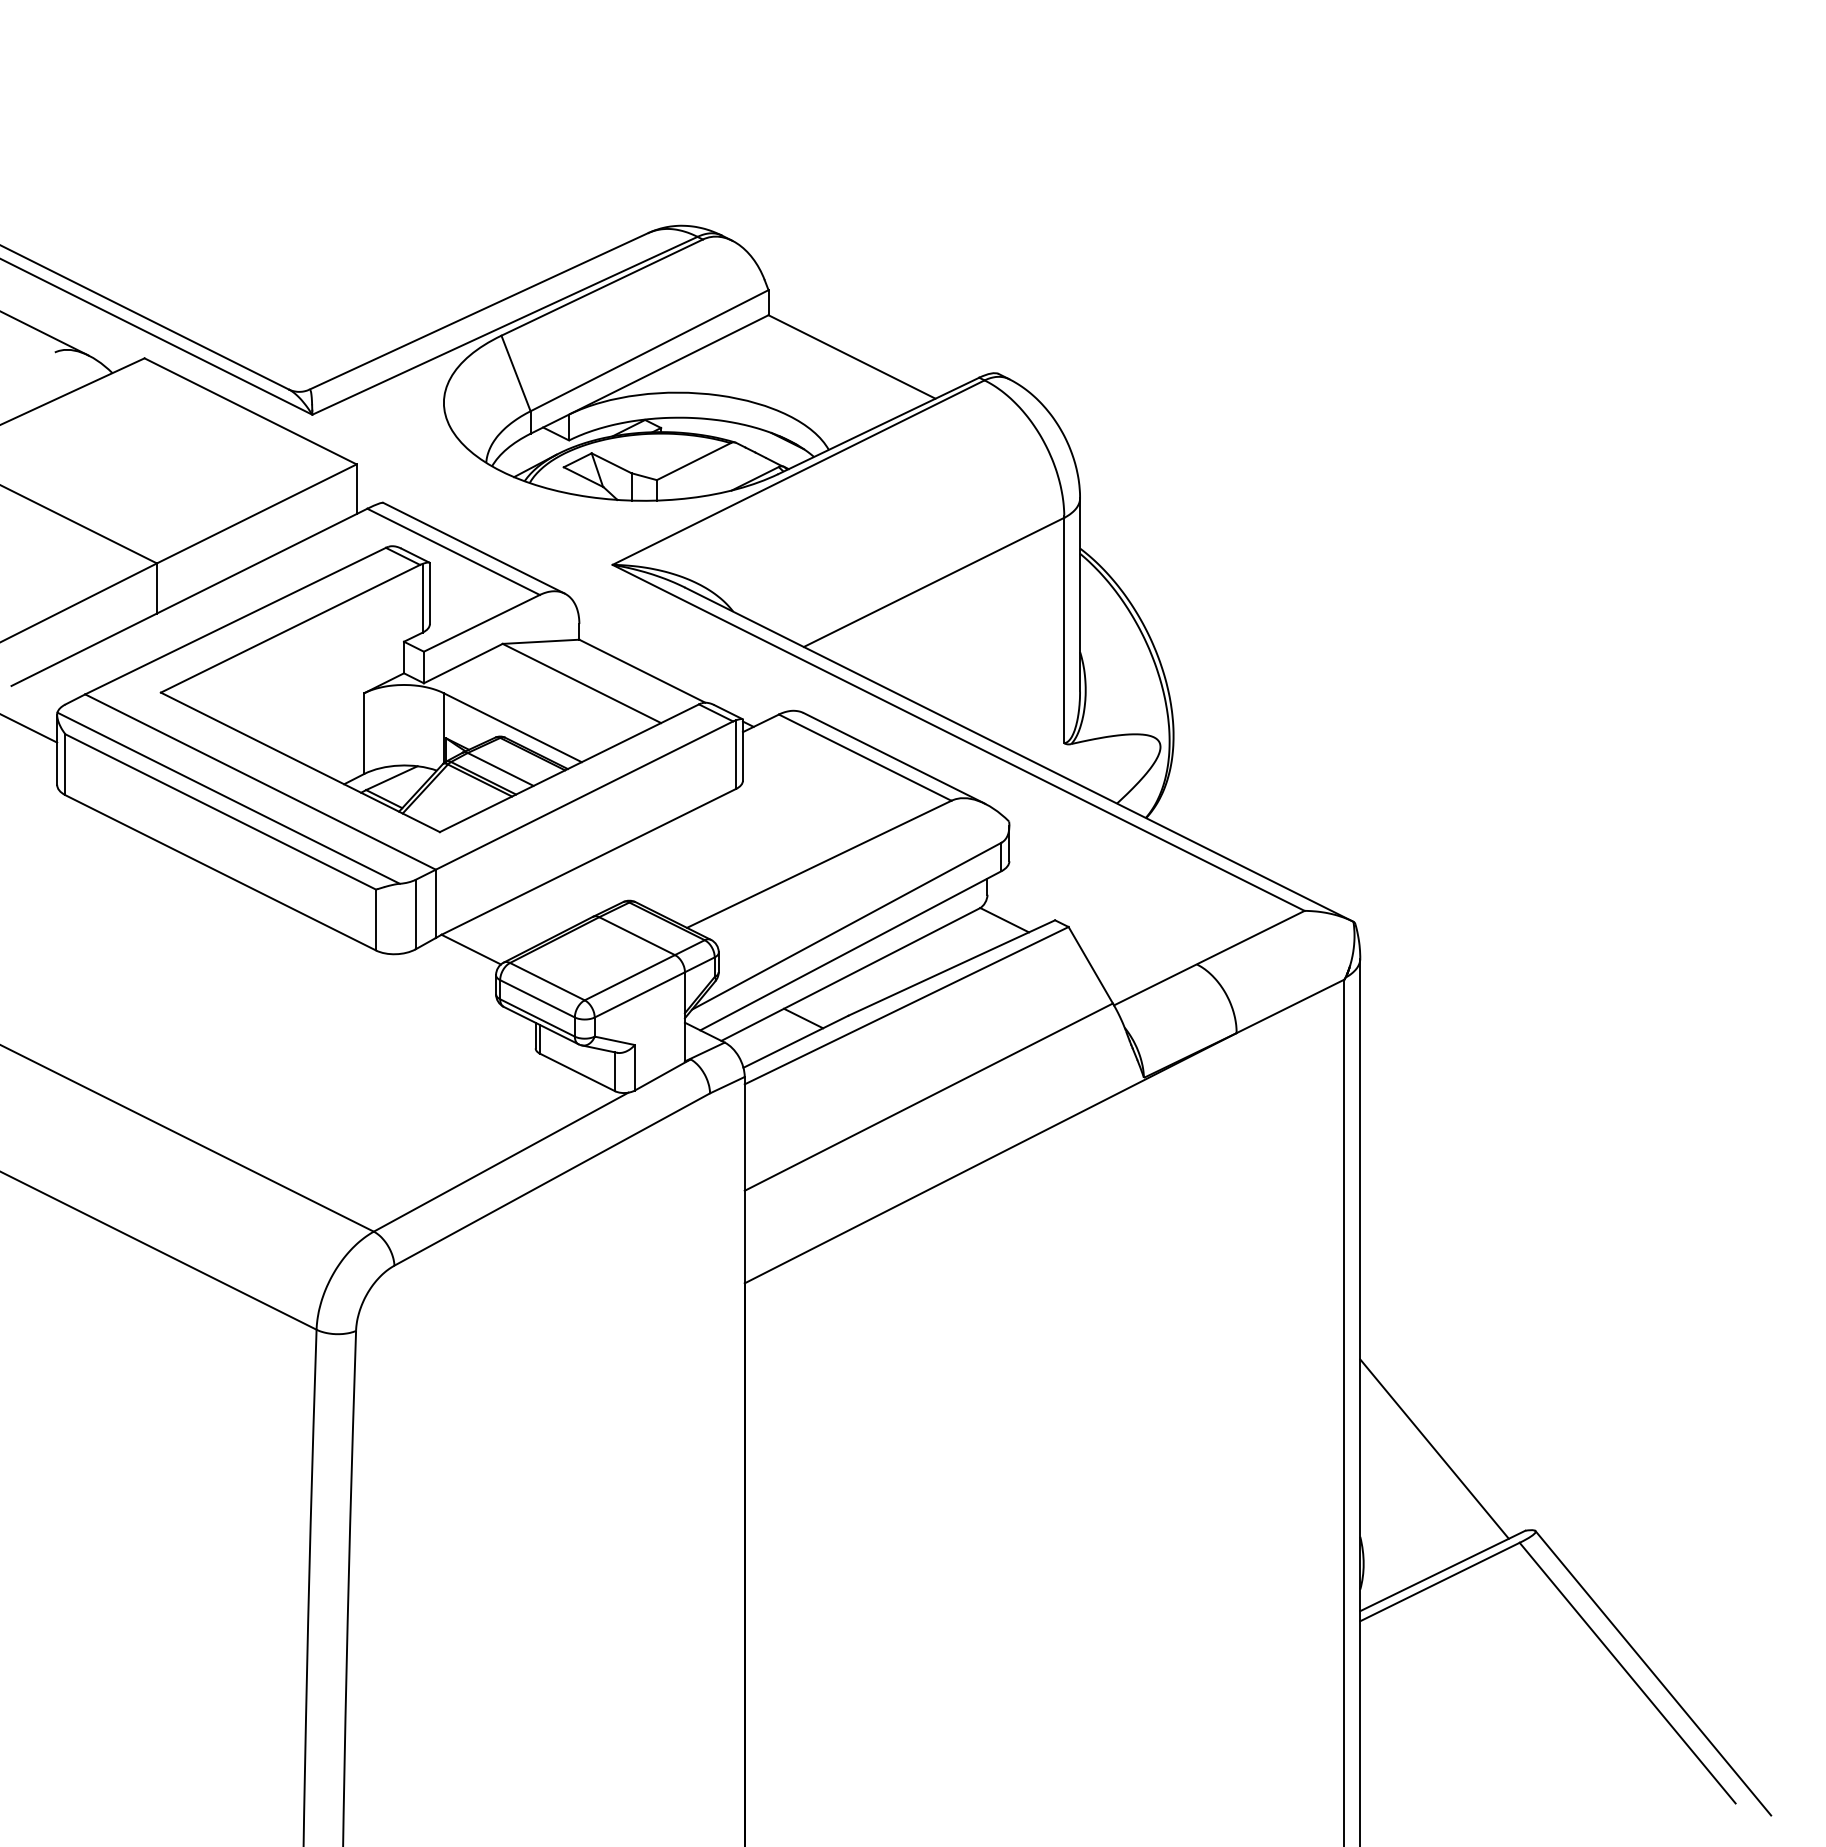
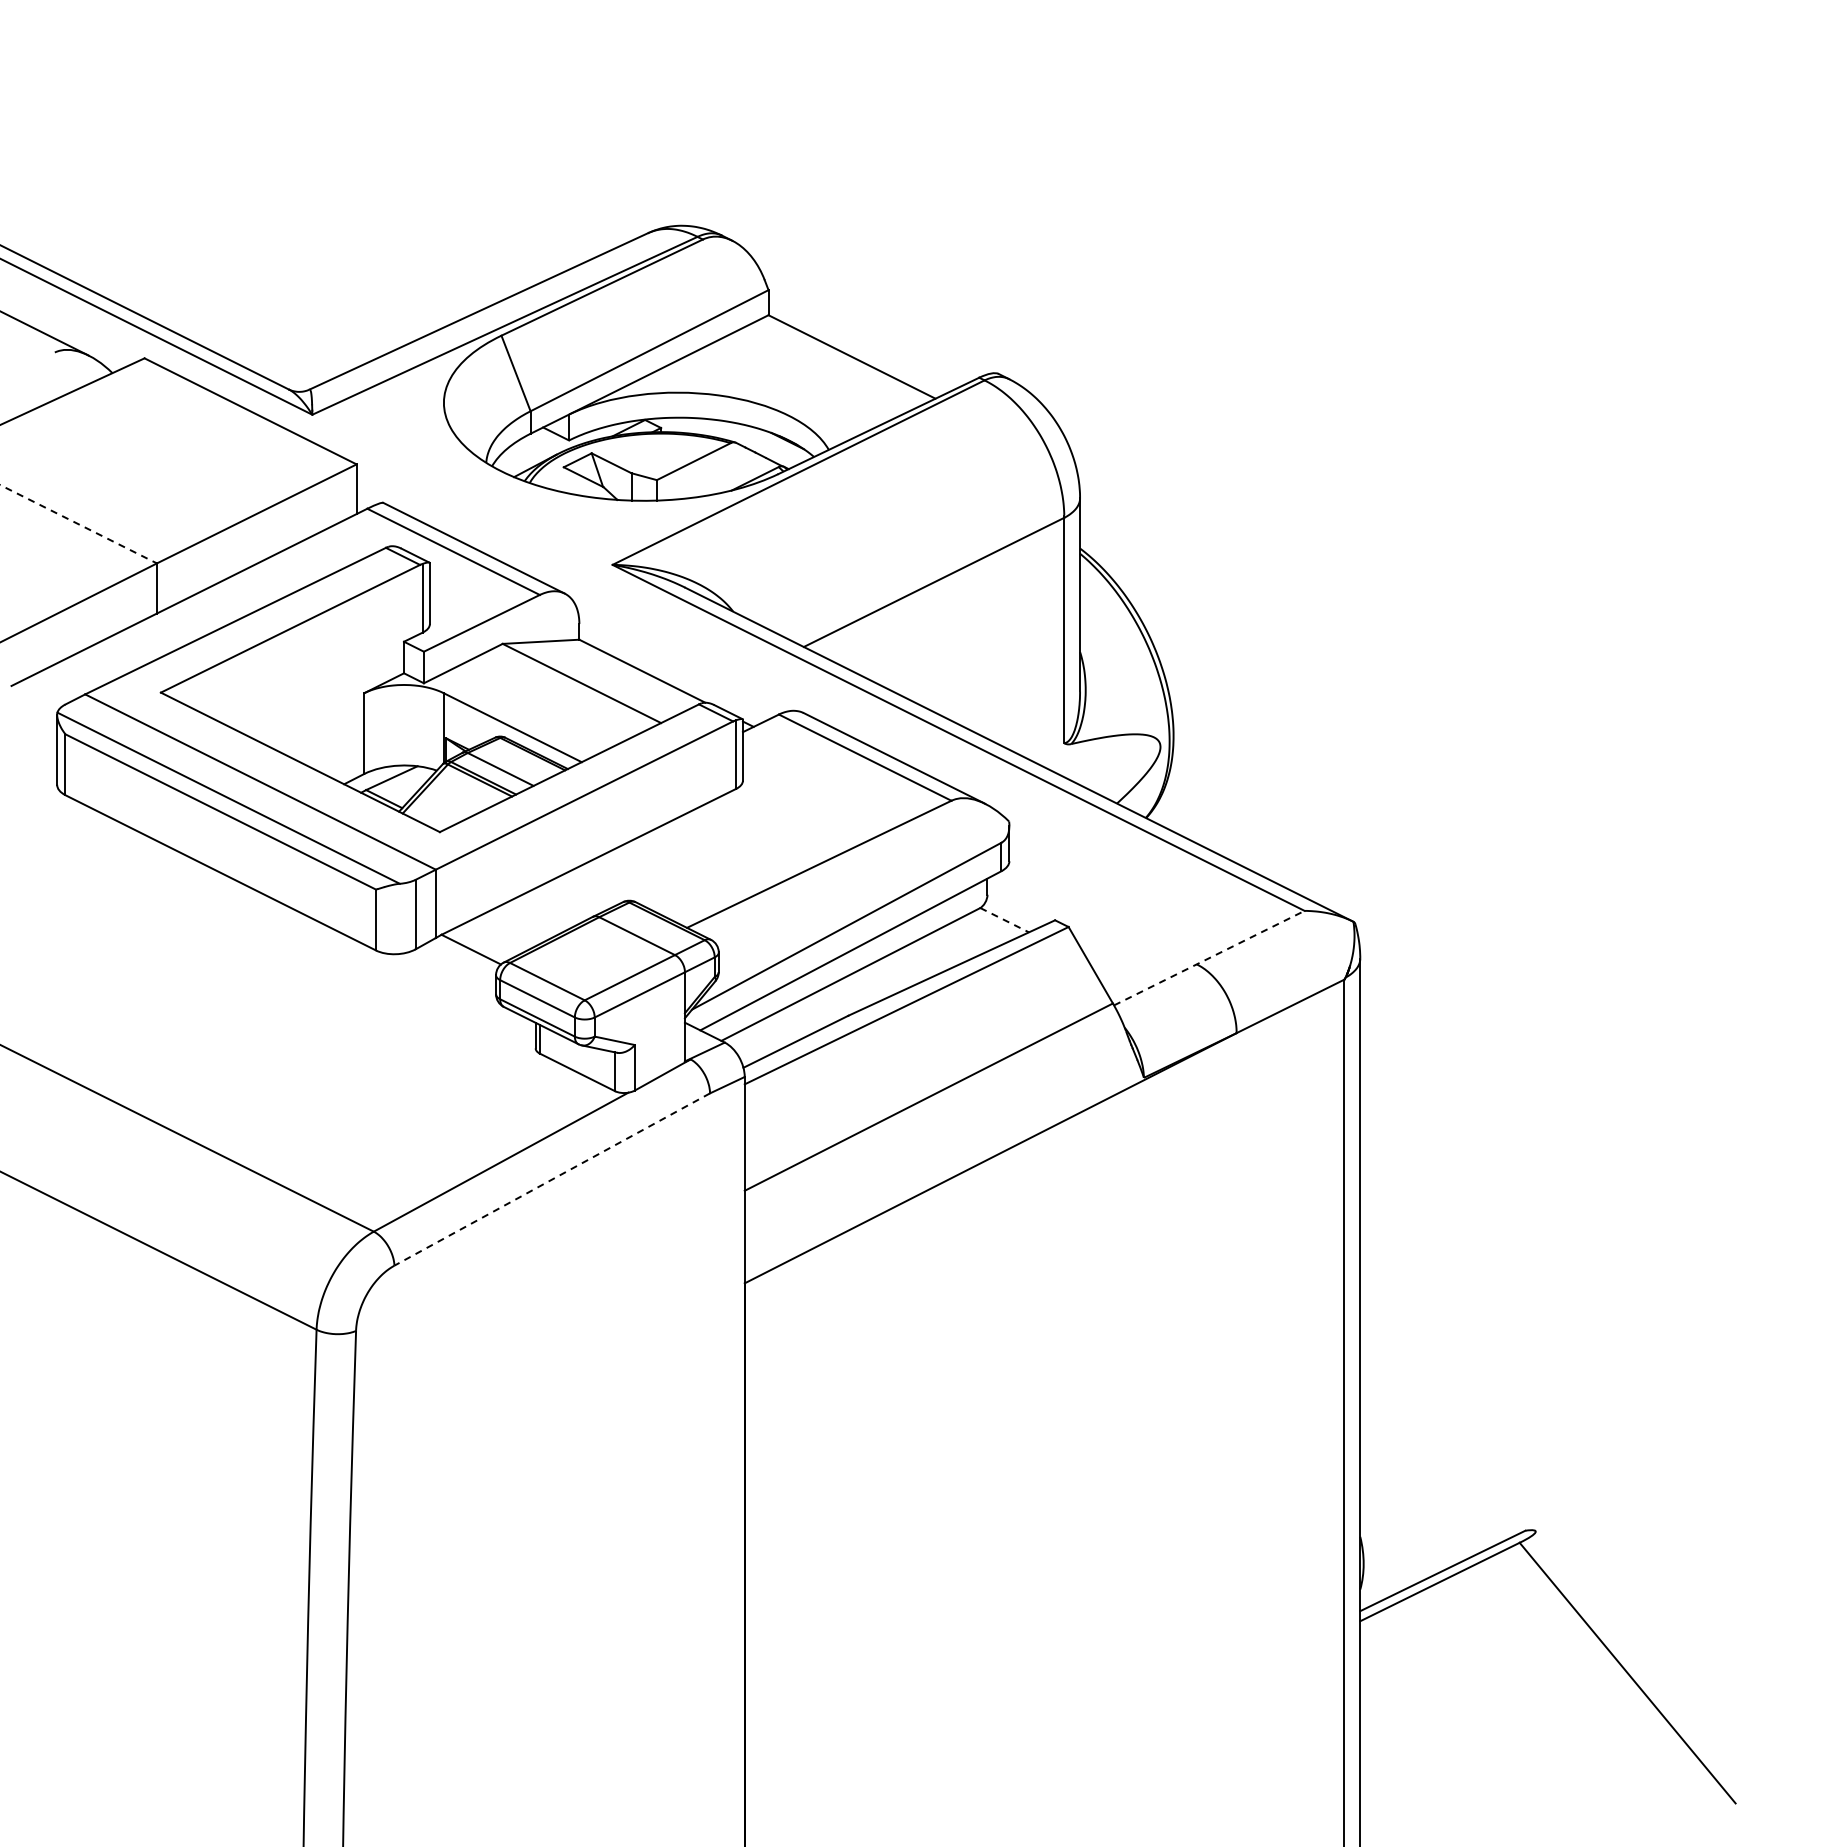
line: solid -> dashed (78, 524)
line: present -> none (29, 728)
line: solid -> dashed (1005, 920)
line: solid -> dashed (1209, 957)
line: present -> none (803, 1018)
line: solid -> dashed (552, 1179)
line: present -> none (1434, 1448)
line: present -> none (1653, 1673)
